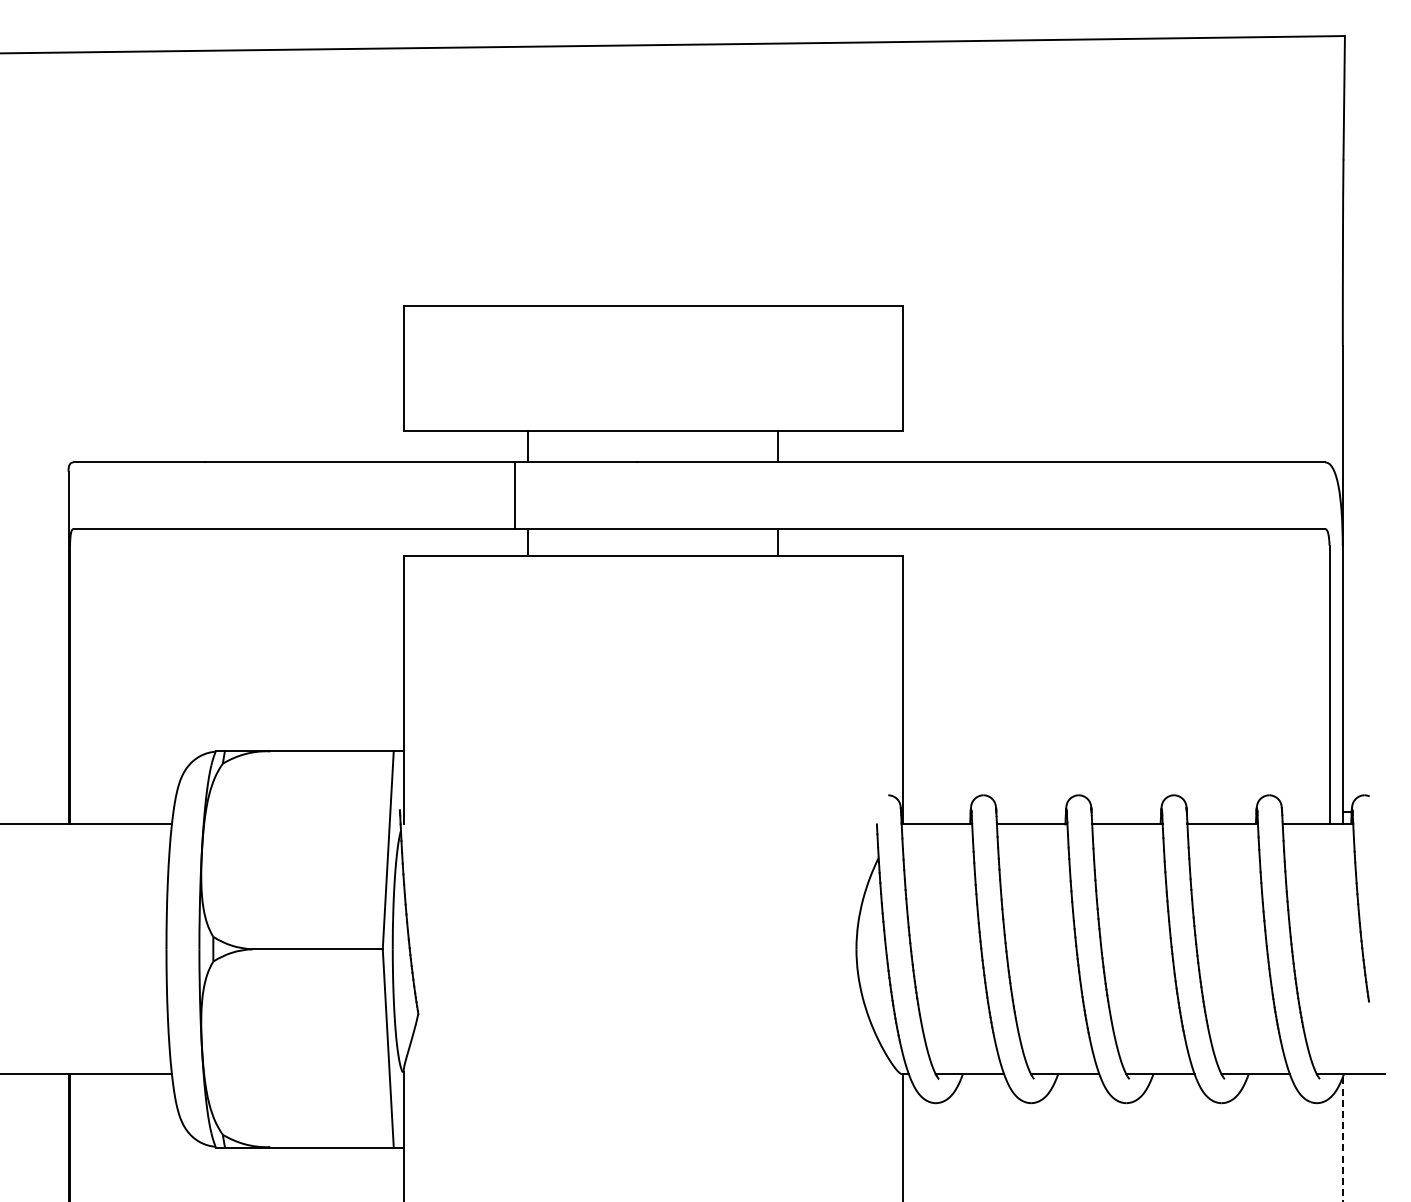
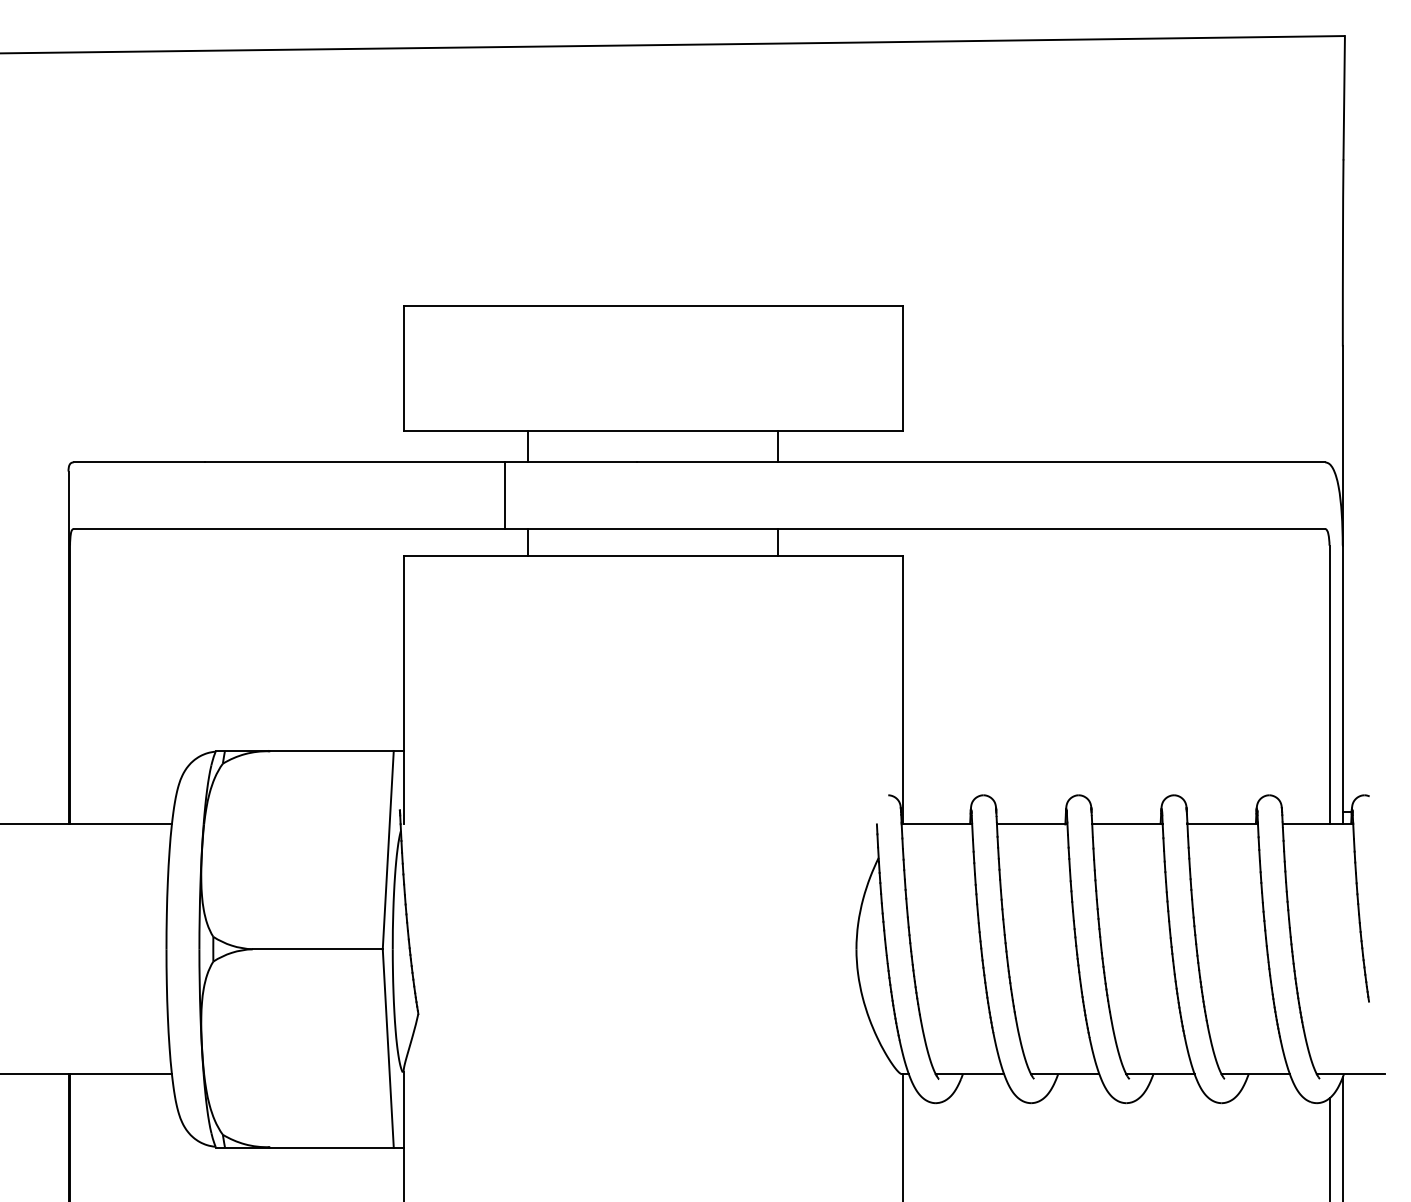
line position: (515, 495) -> (505, 495) (505, 495)
line: dashed -> solid (1342, 1139)
line: none -> present (1329, 1148)
